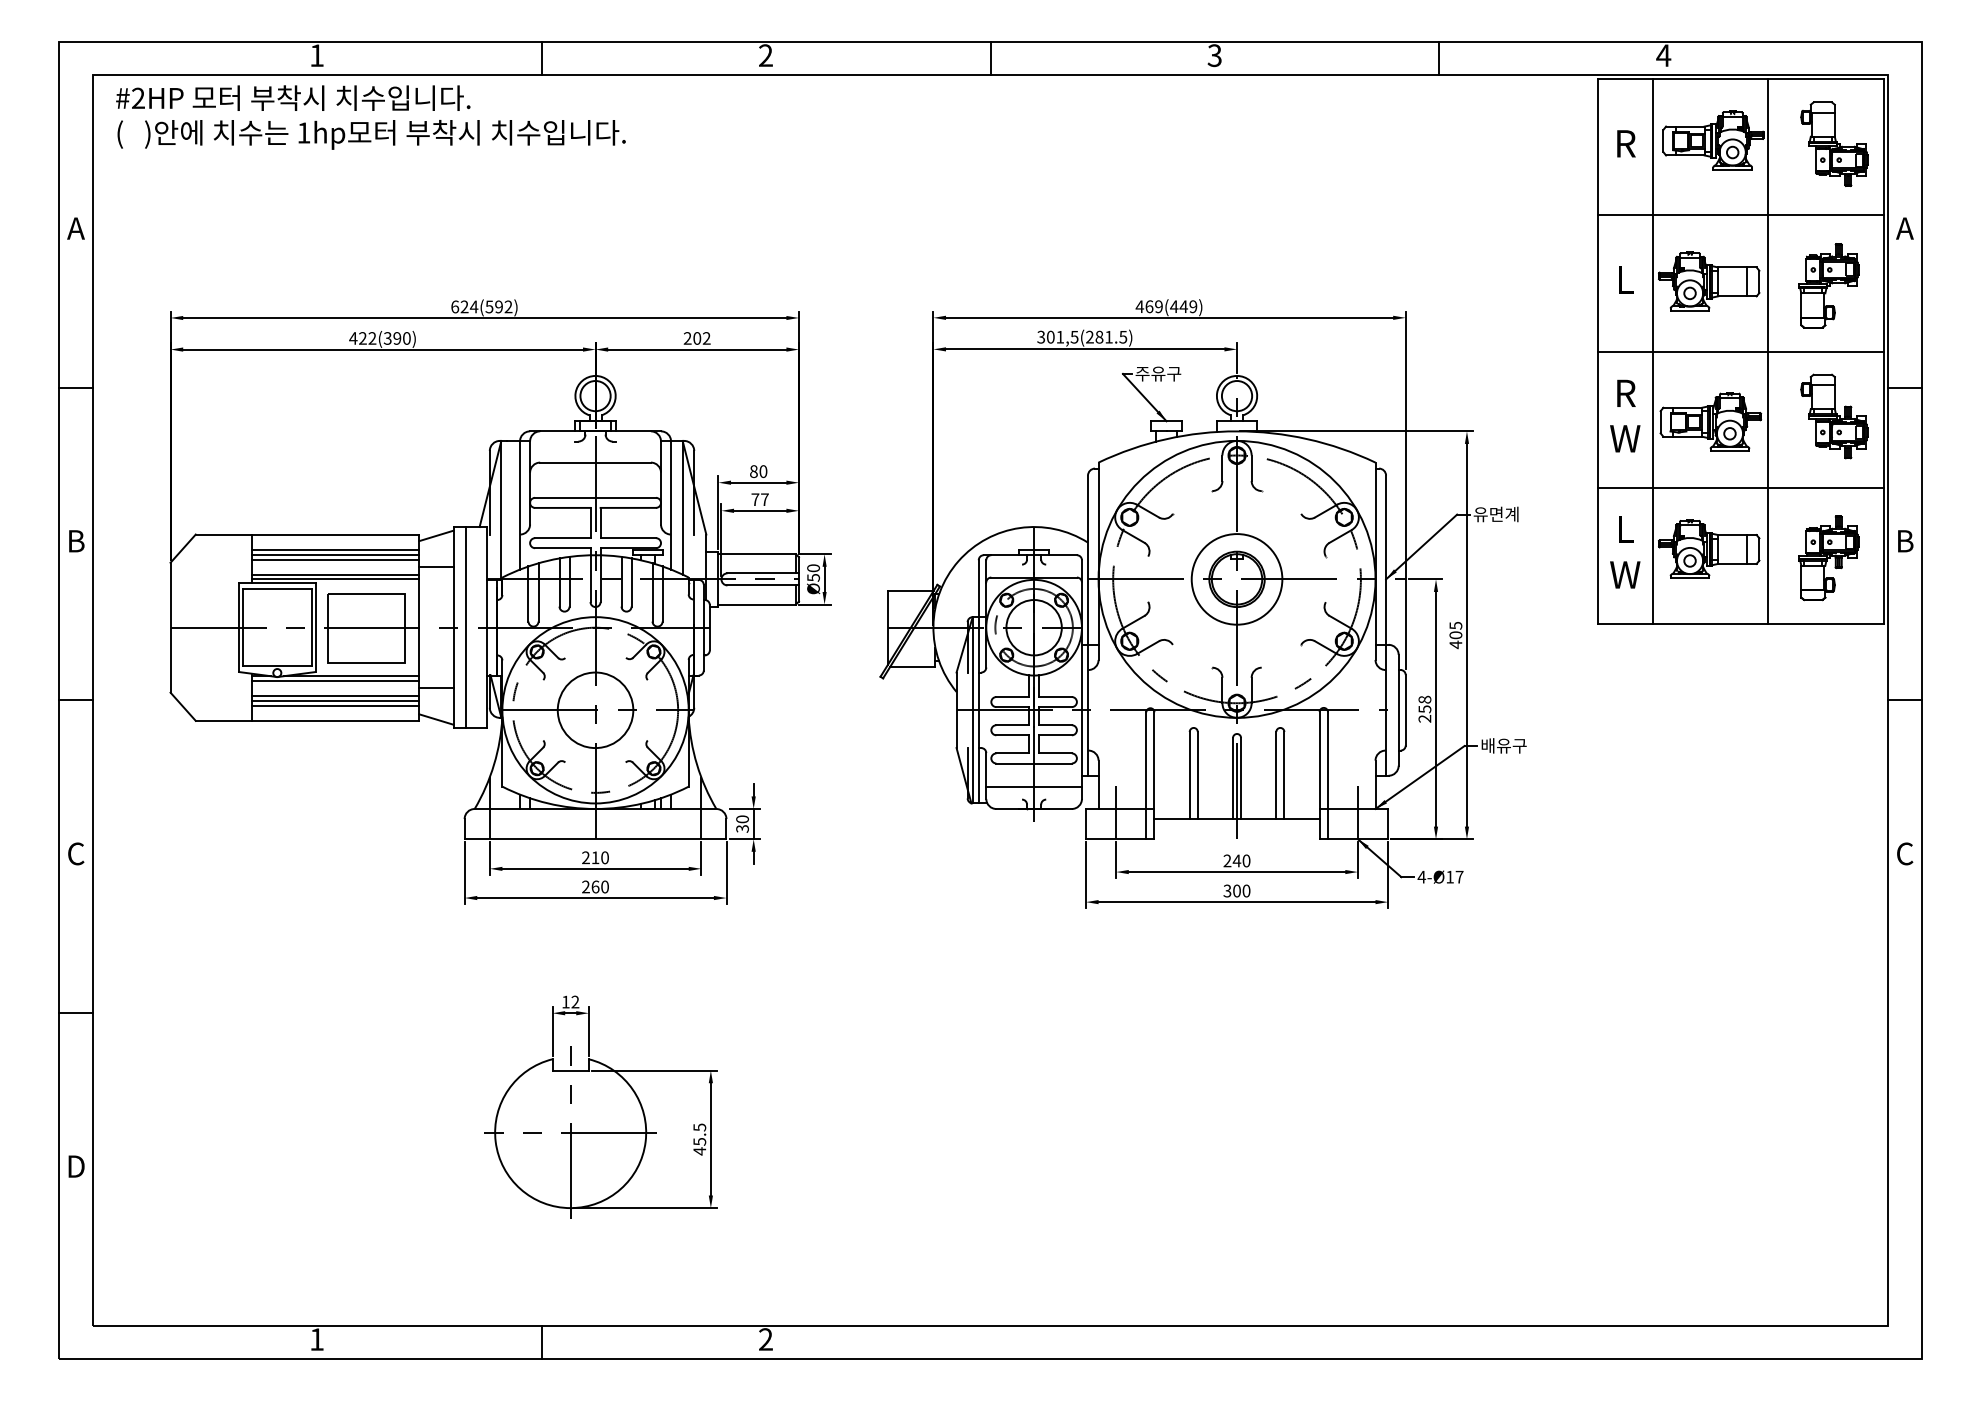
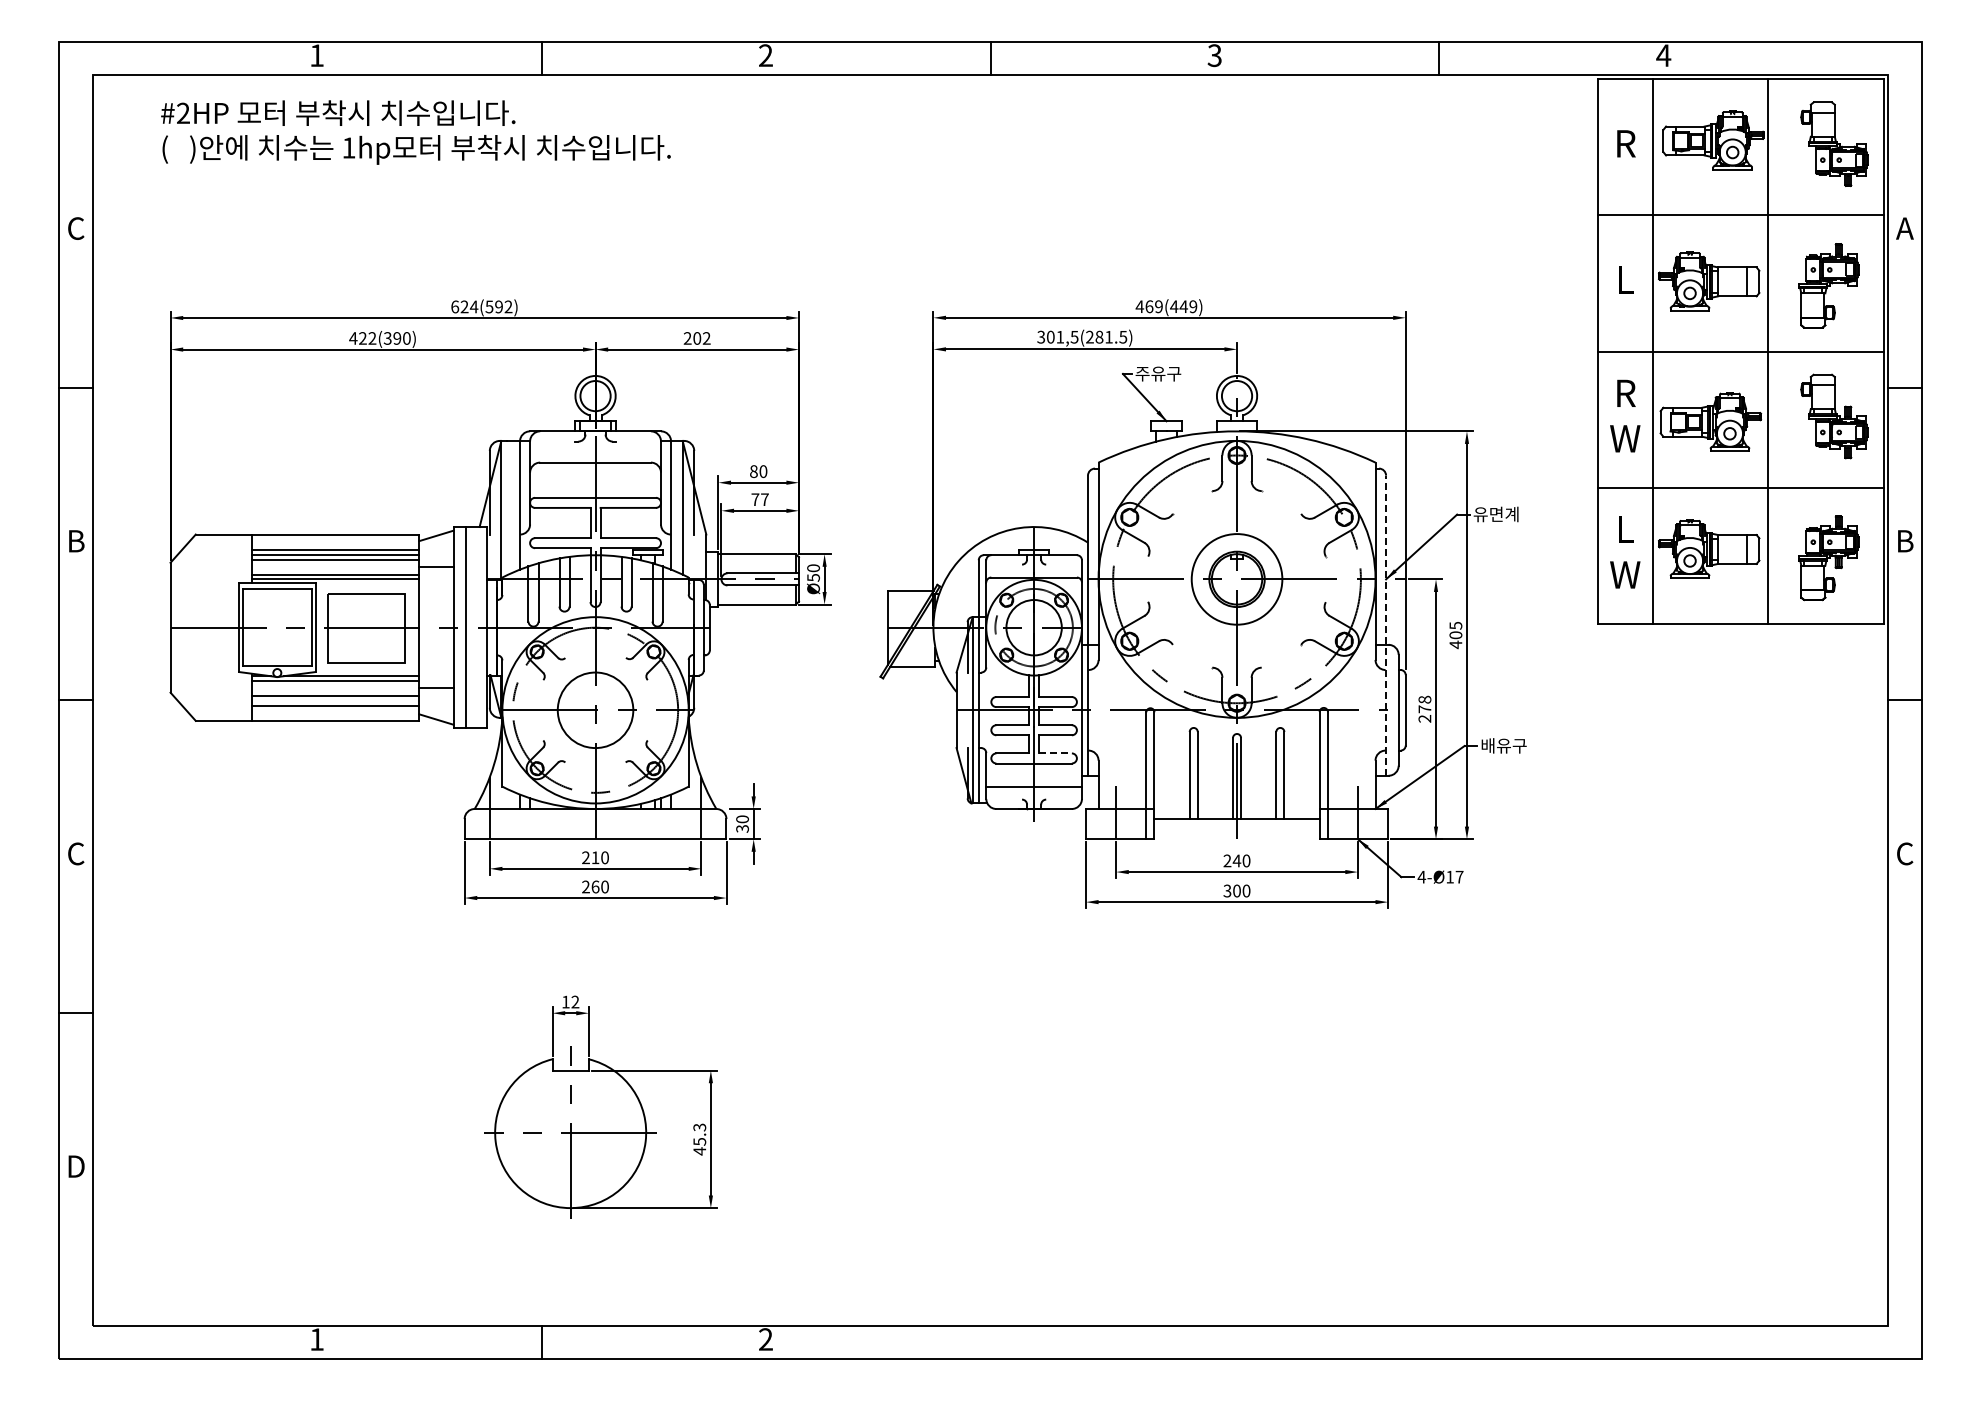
text position: (370, 117) -> (415, 132) (415, 132)
text: A -> C (75, 228)
line: solid -> dashed (1386, 625)
line: present -> none (335, 700)
text: 258 -> 278 (1424, 709)
line: solid -> dashed (1056, 753)
text: 45.5 -> 45.3 (699, 1126)
